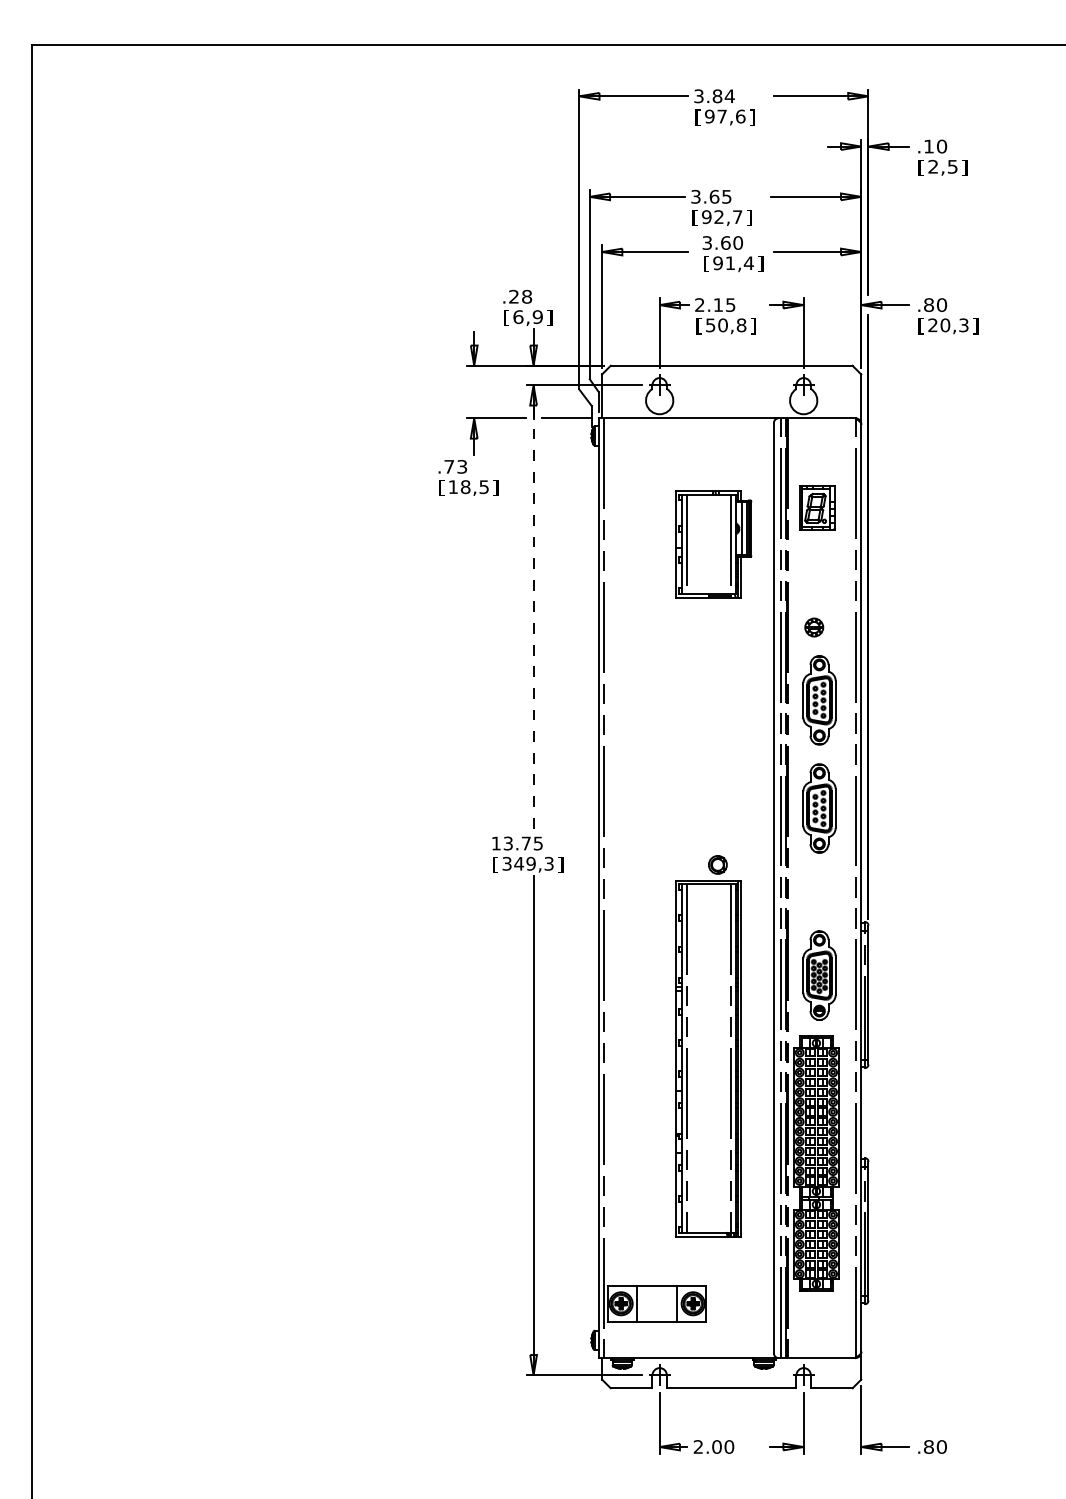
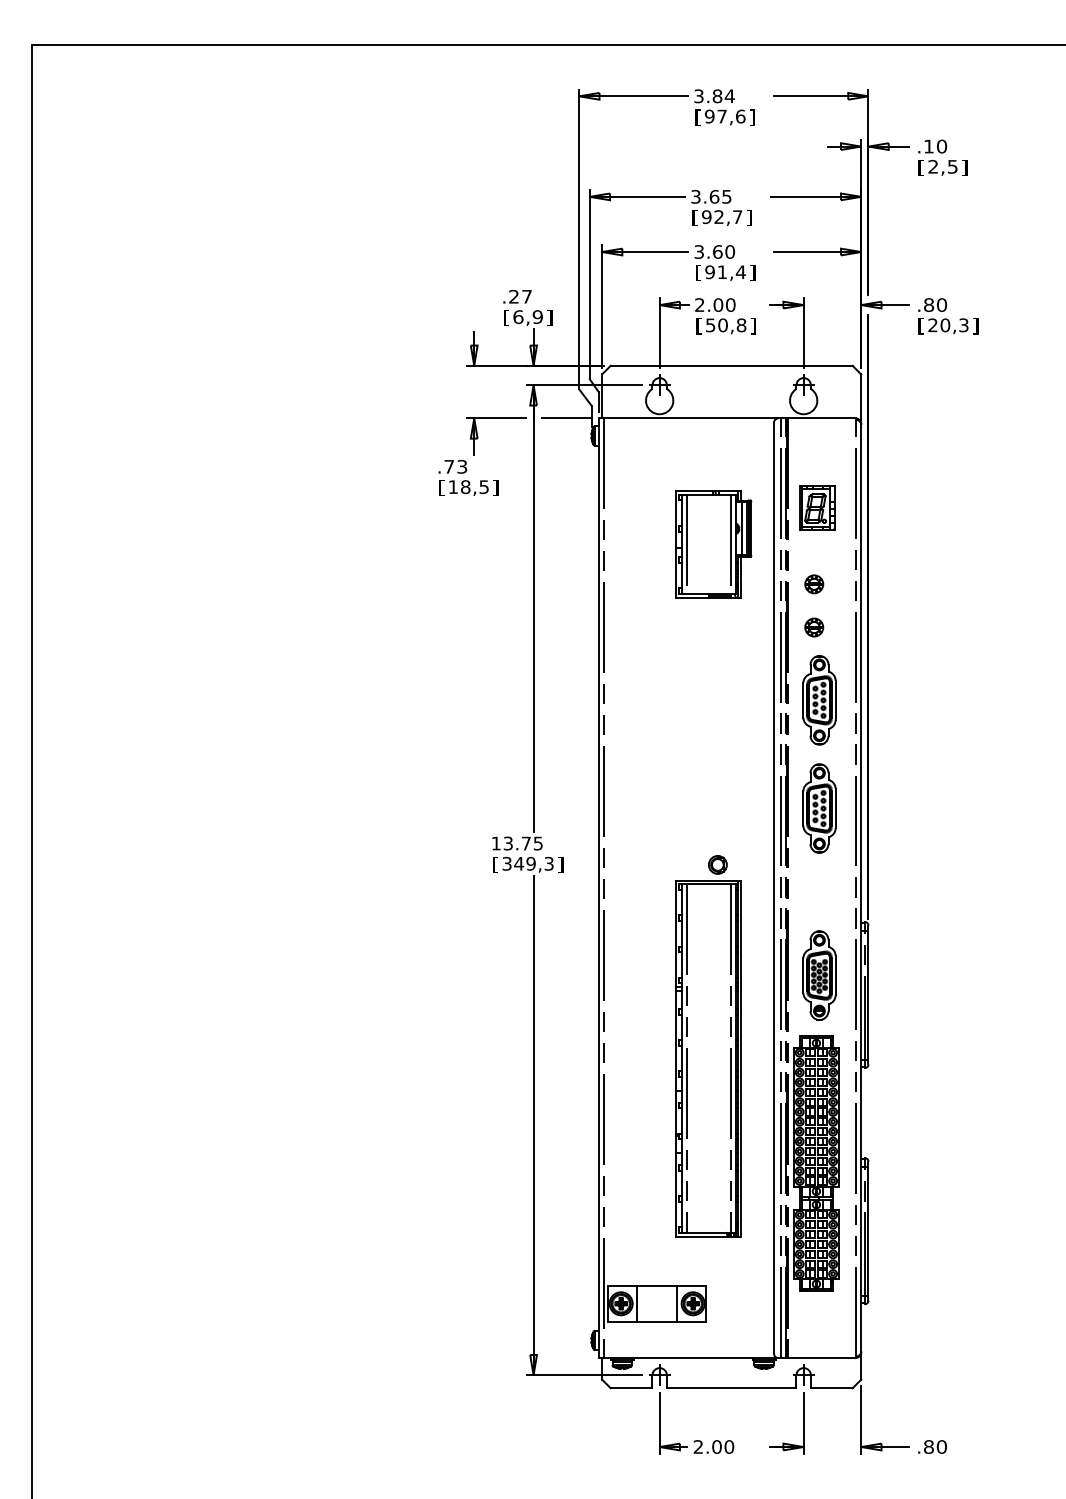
text position: (732, 254) -> (724, 263) (724, 263)
text: .28 -> .27 (527, 296)
text: 2.15 -> 2.00 (724, 304)
part: none -> present (814, 584)
line: dashed -> solid (533, 609)
